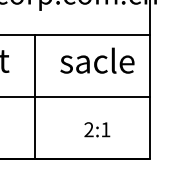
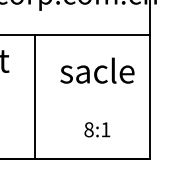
text position: (97, 60) -> (97, 70) (97, 70)
line: present -> none (76, 96)
text: 2:1 -> 8:1 (88, 129)
